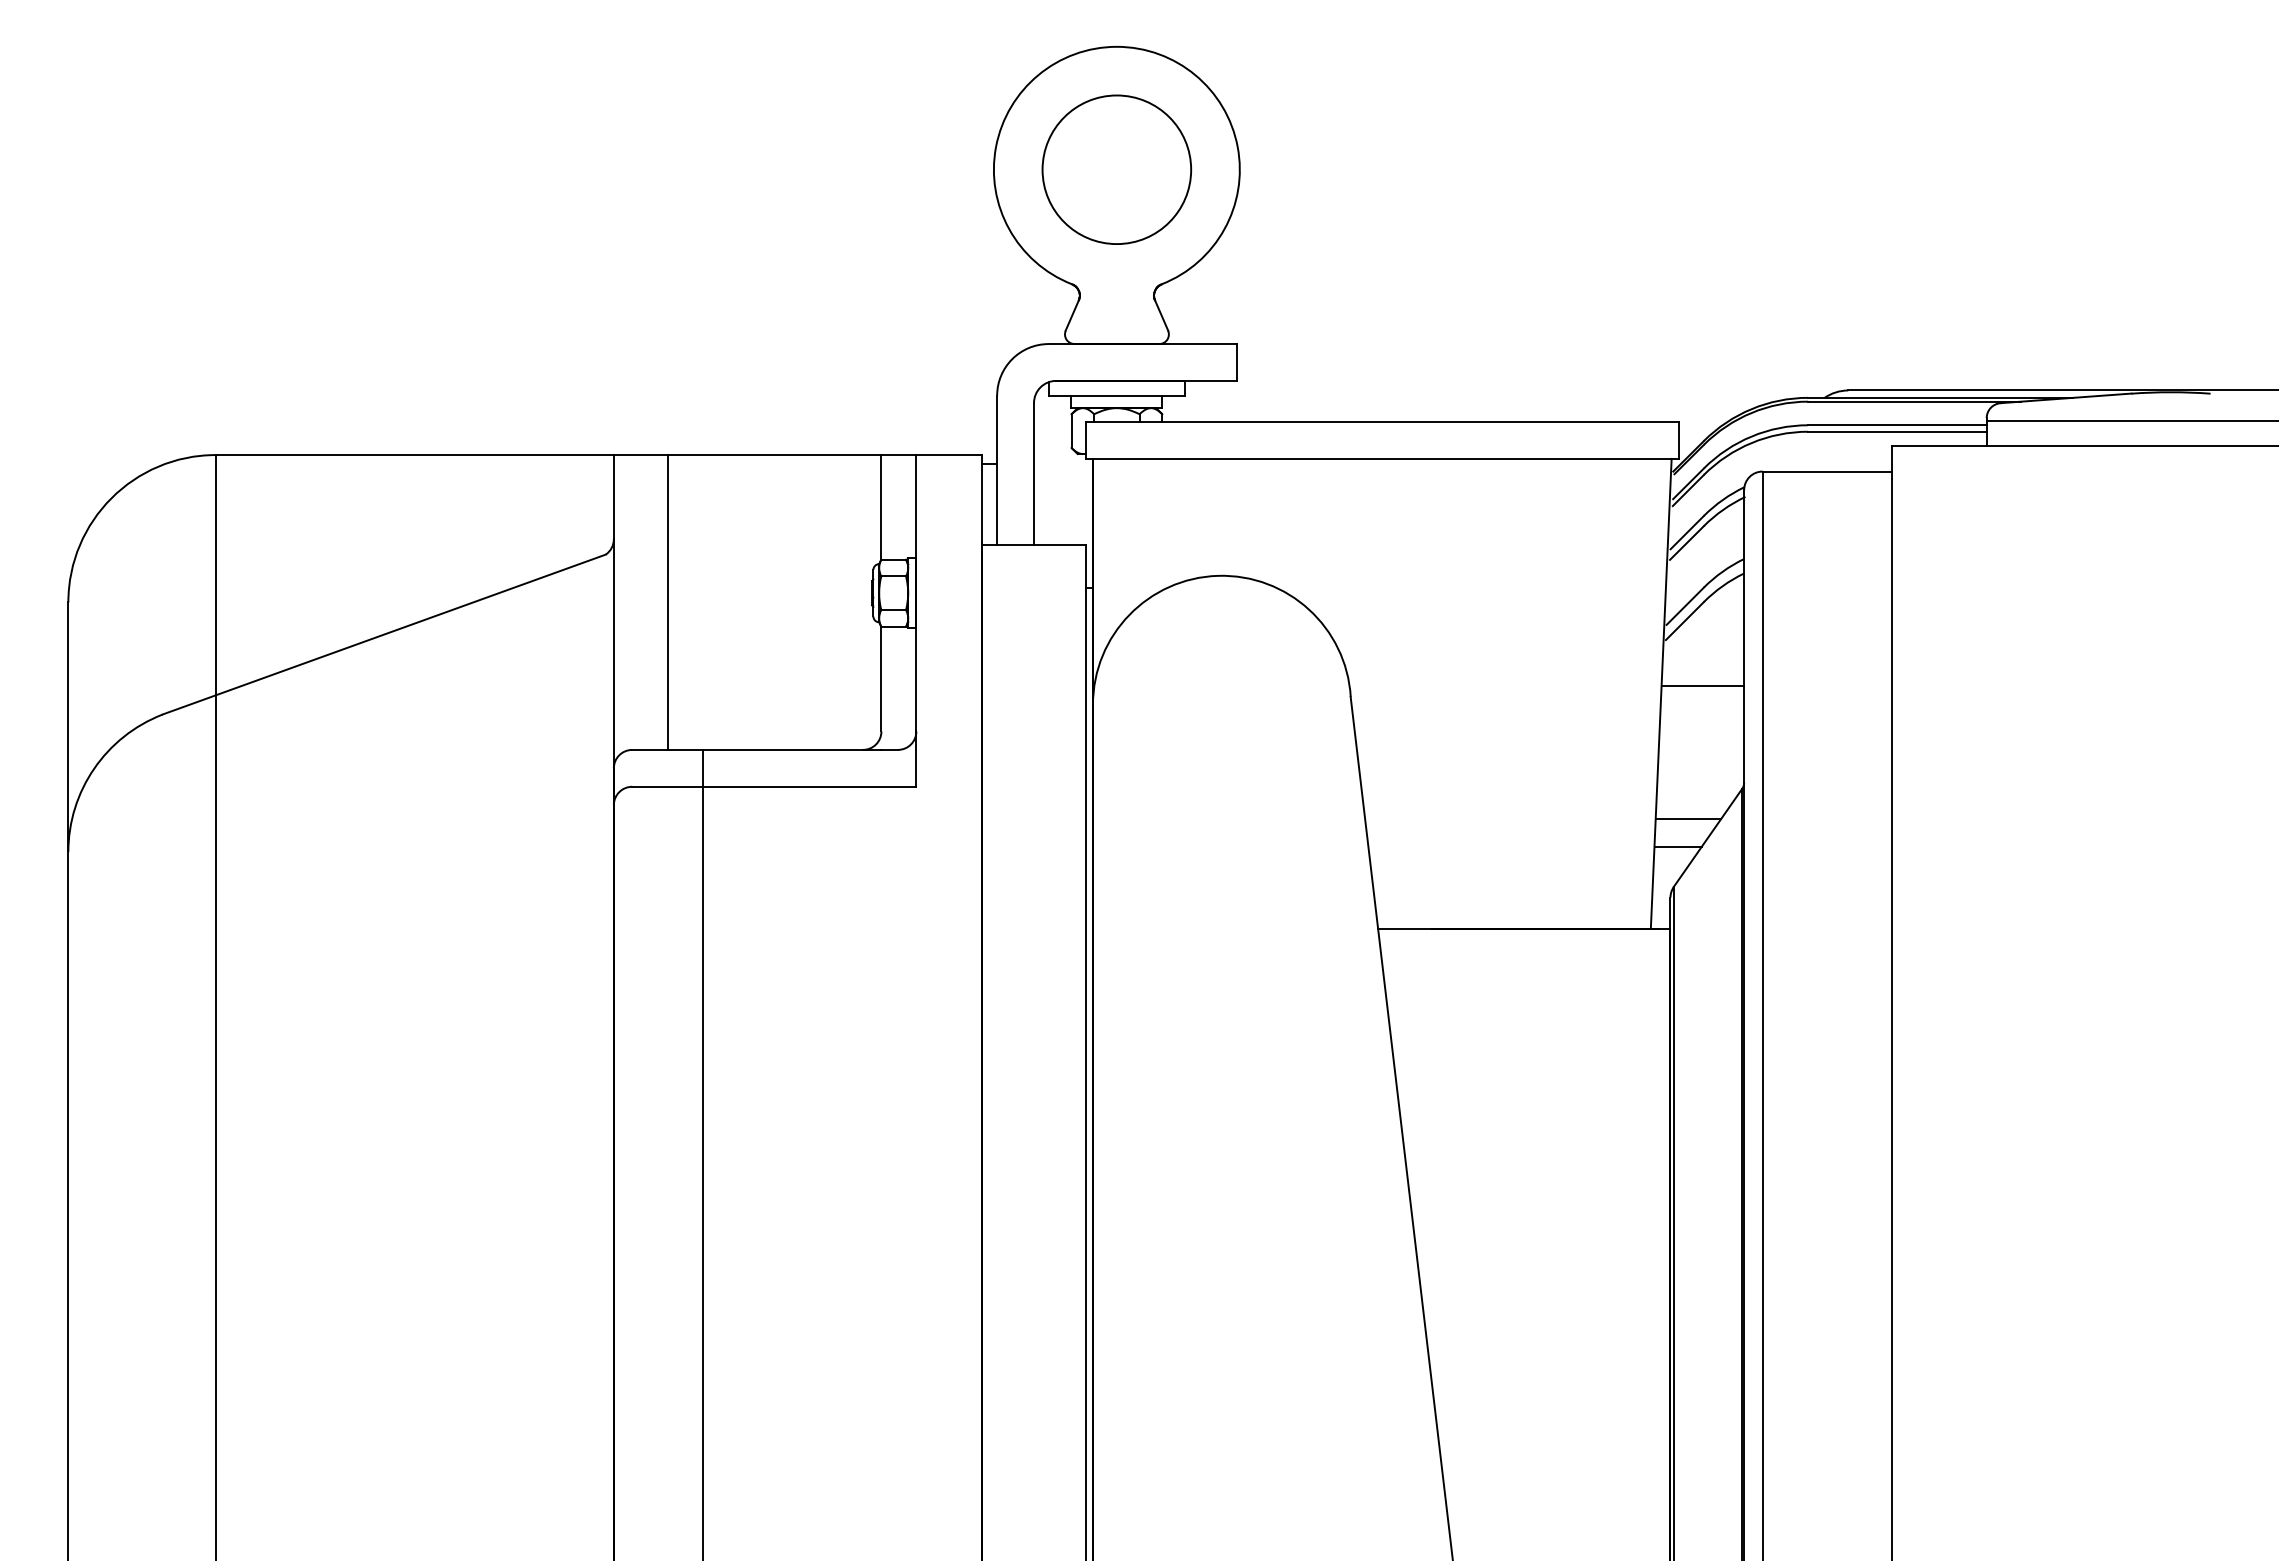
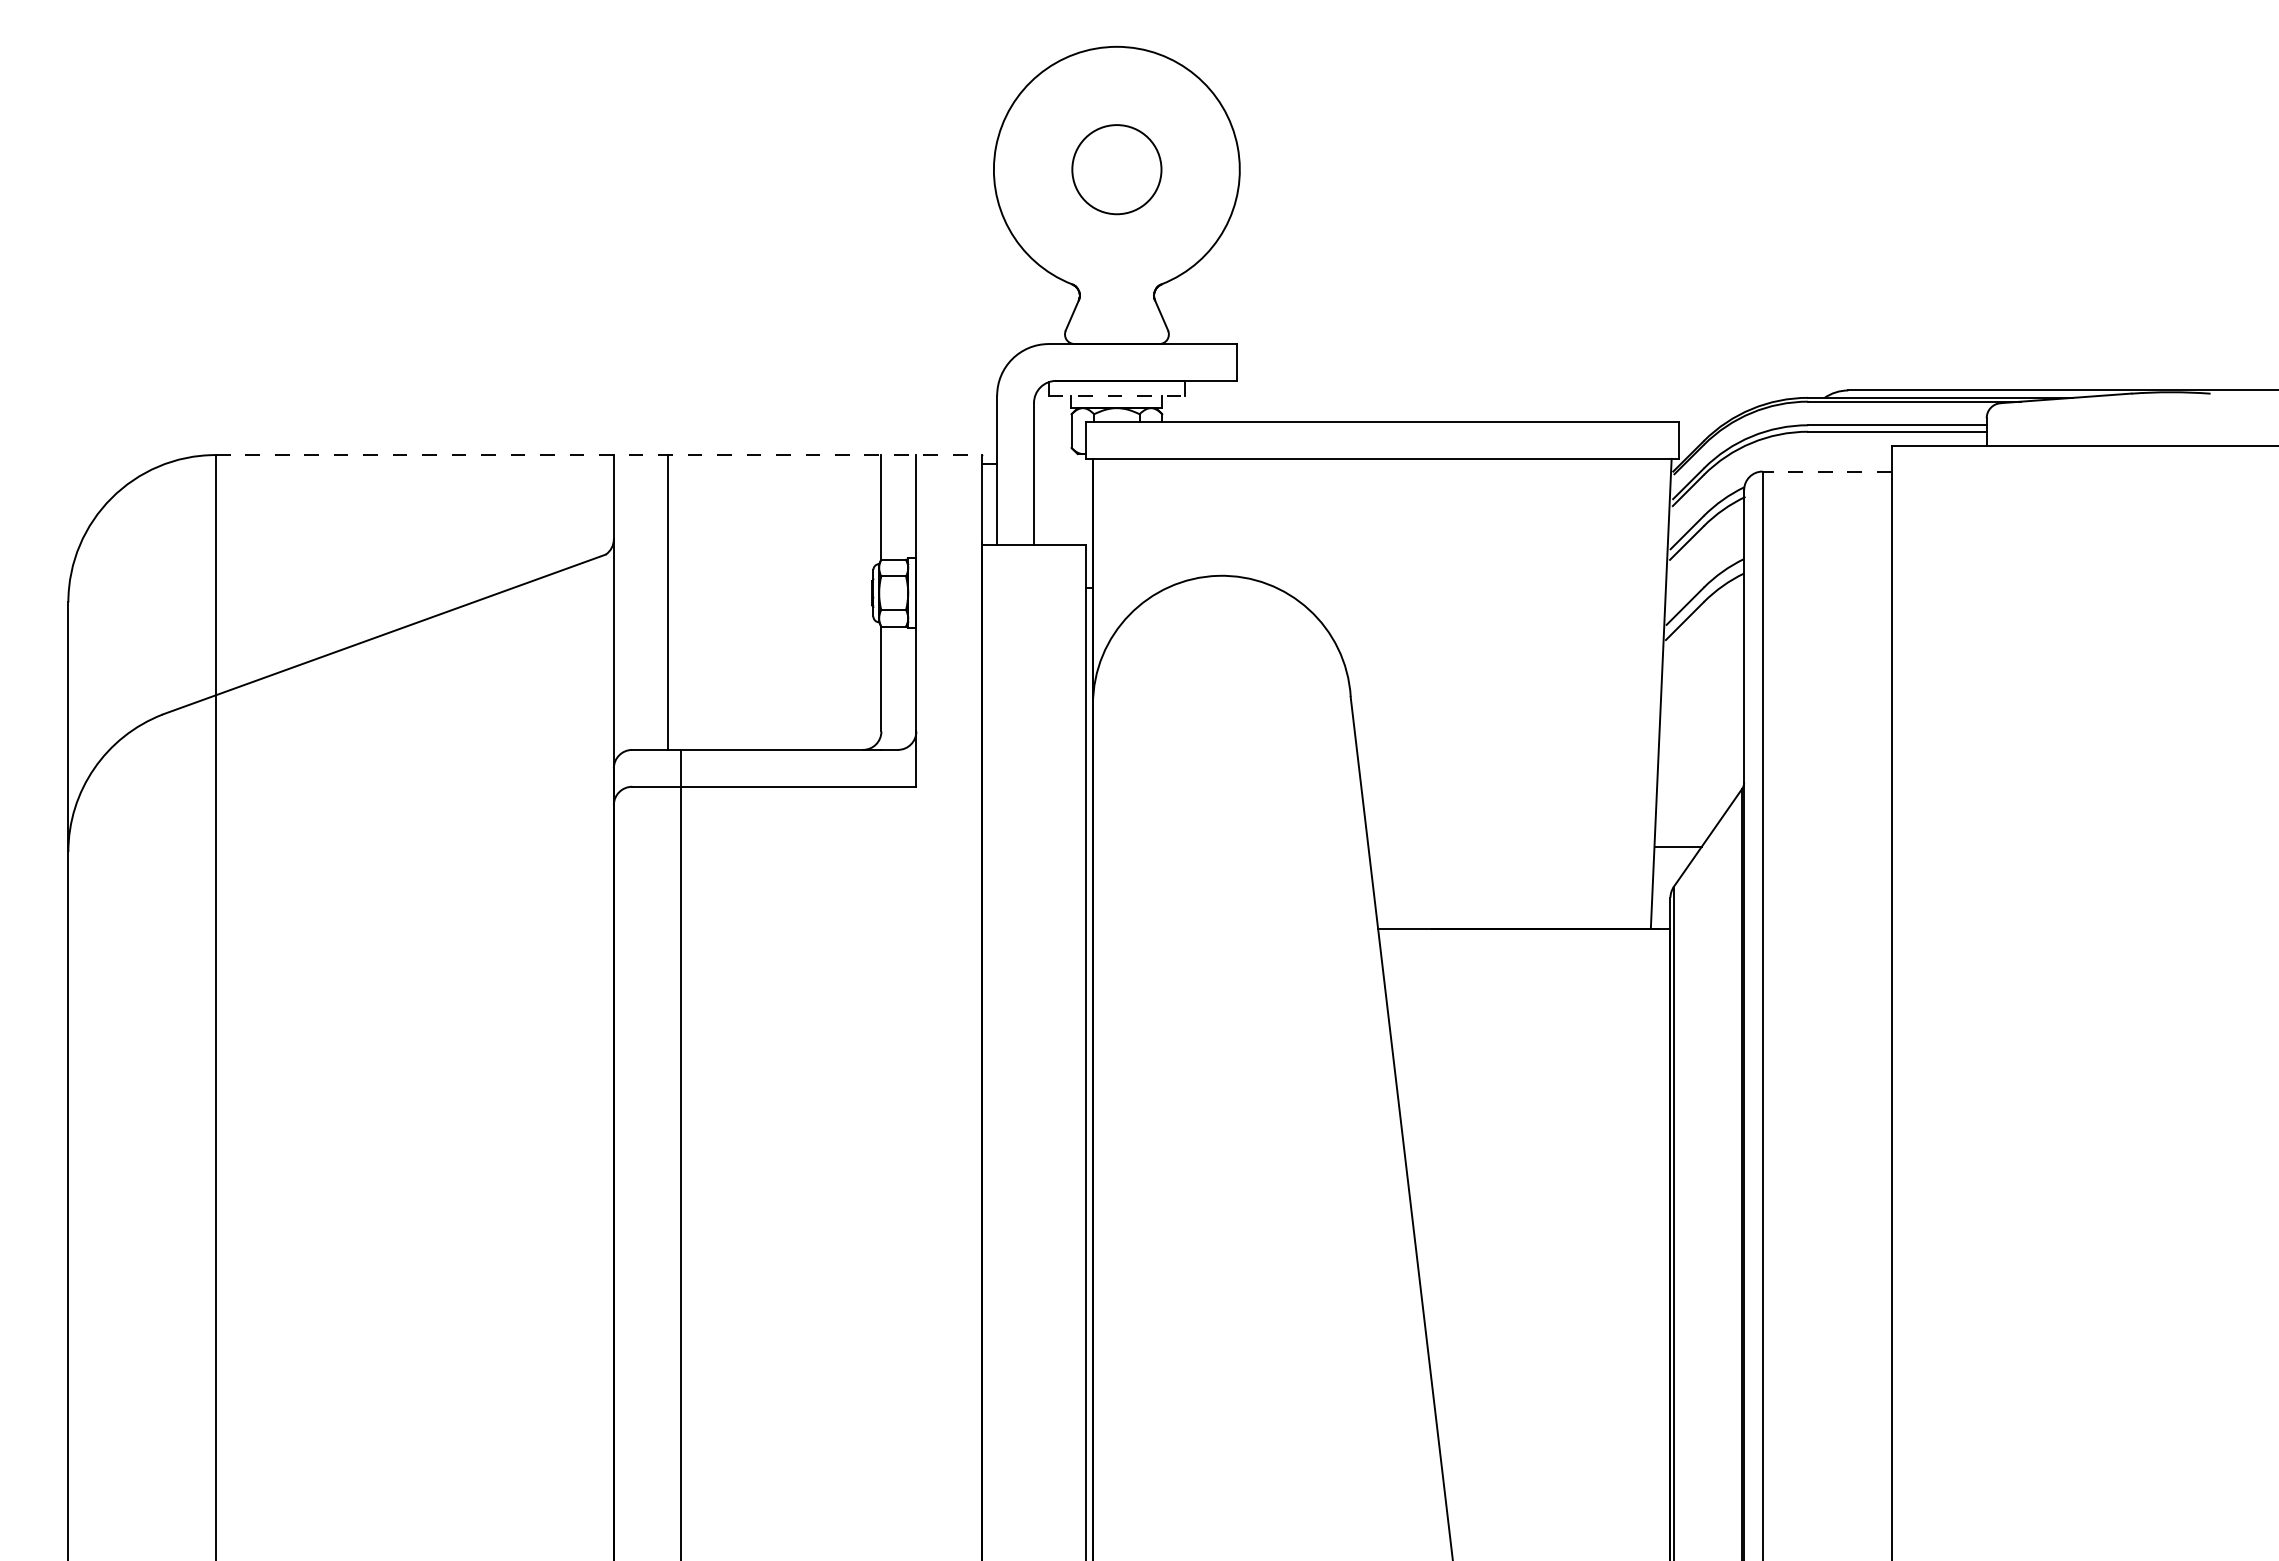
circle size: 152x151 px -> 92x92 px (1116, 169)
line: solid -> dashed (1117, 395)
line: present -> none (2130, 420)
line: solid -> dashed (599, 455)
line: solid -> dashed (1826, 471)
line: present -> none (1703, 685)
line: present -> none (1688, 818)
line position: (703, 1153) -> (681, 1153) (681, 1153)
